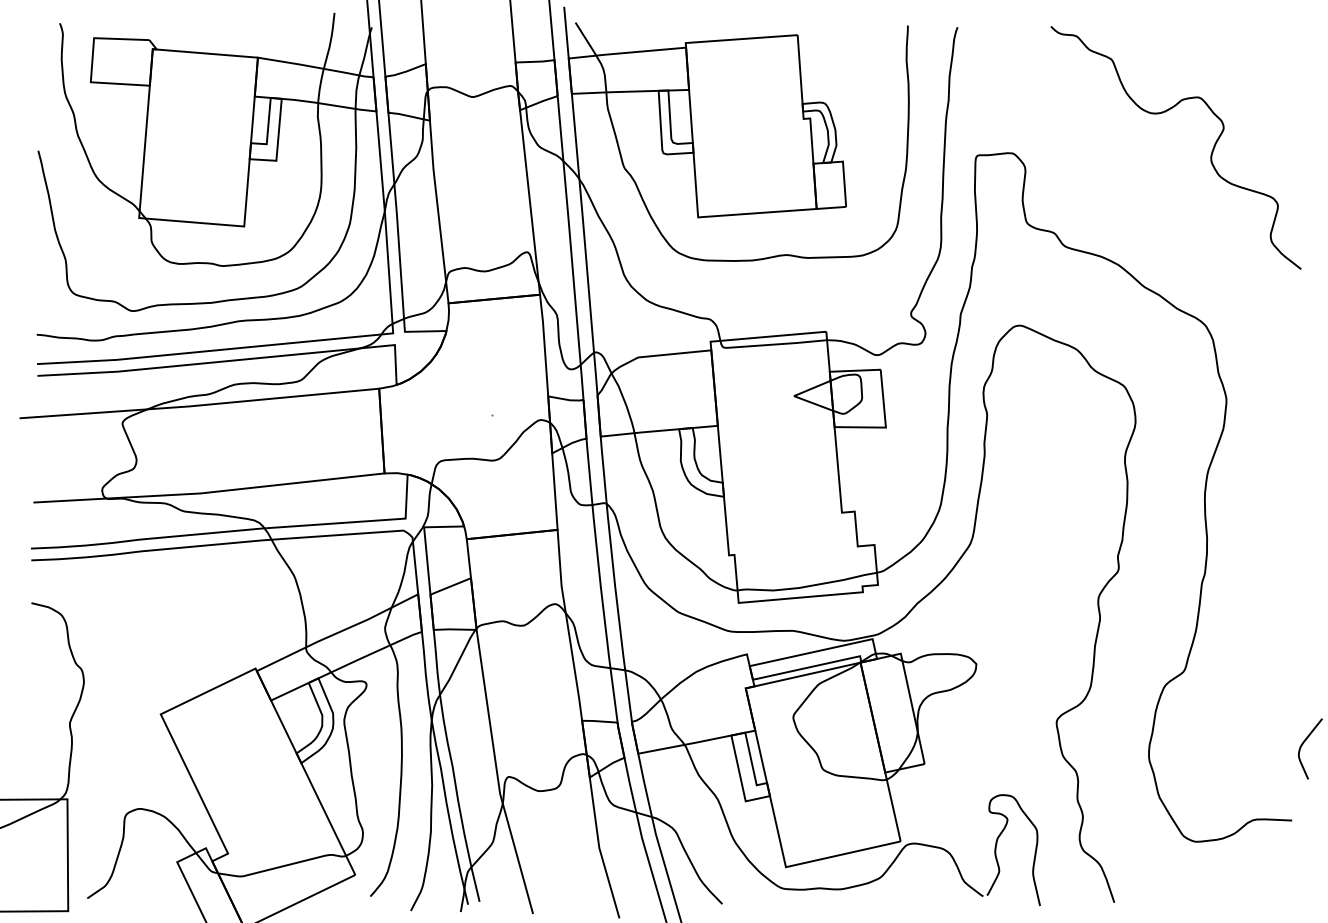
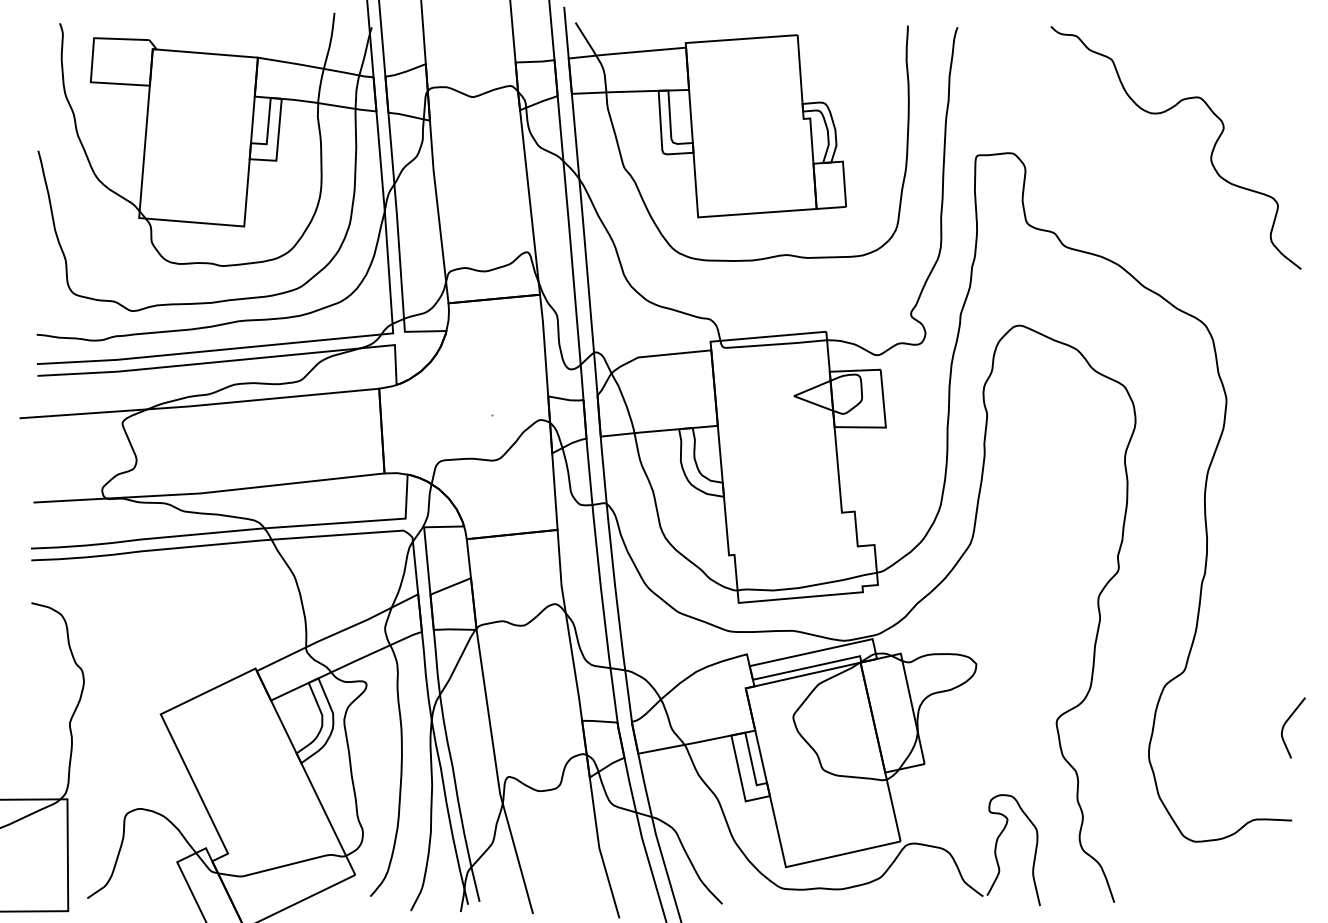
curve position: (1303, 744) -> (1286, 723) (1286, 723)
